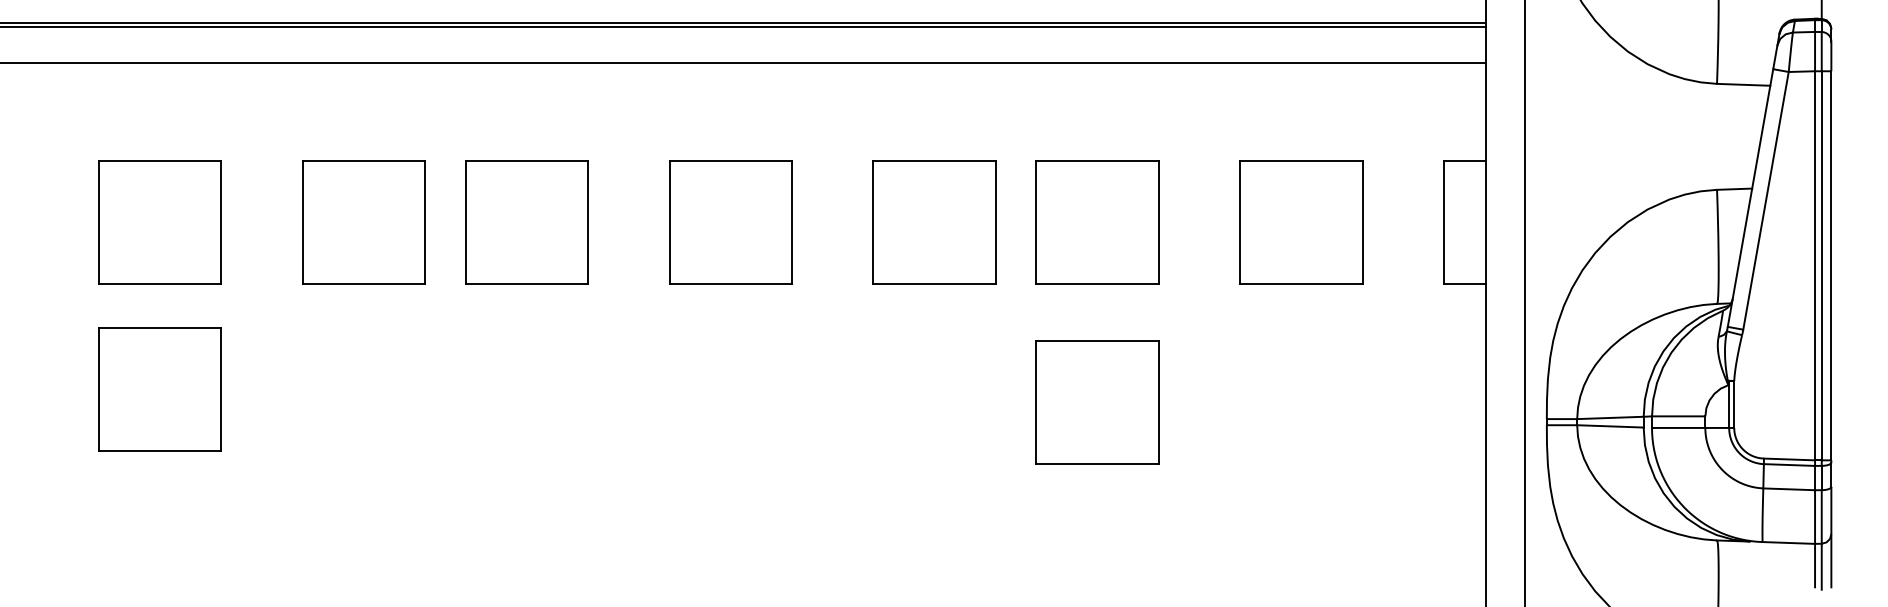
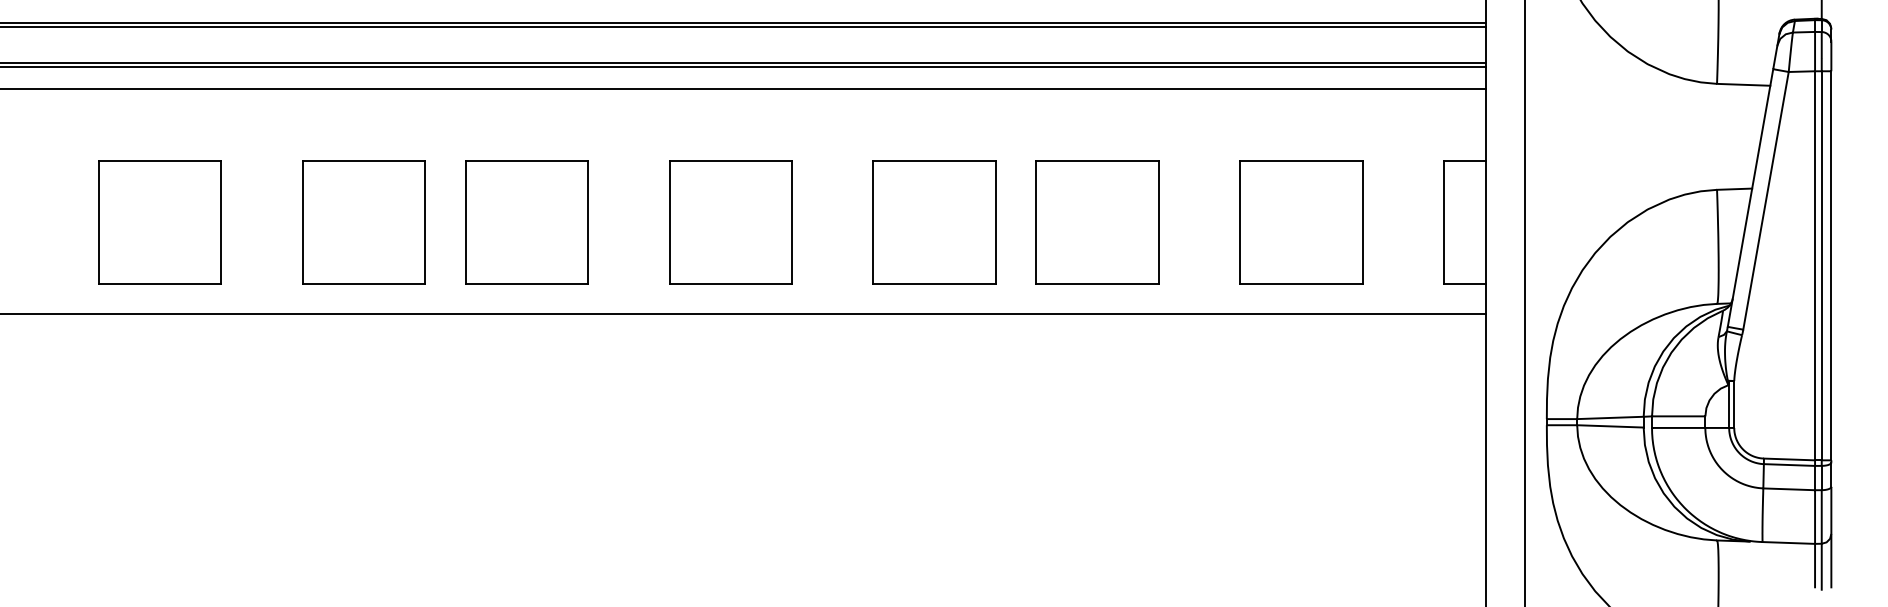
line: none -> present (743, 66)
line: none -> present (743, 89)
line: none -> present (743, 313)
part: present -> none (159, 389)
part: present -> none (1097, 402)
